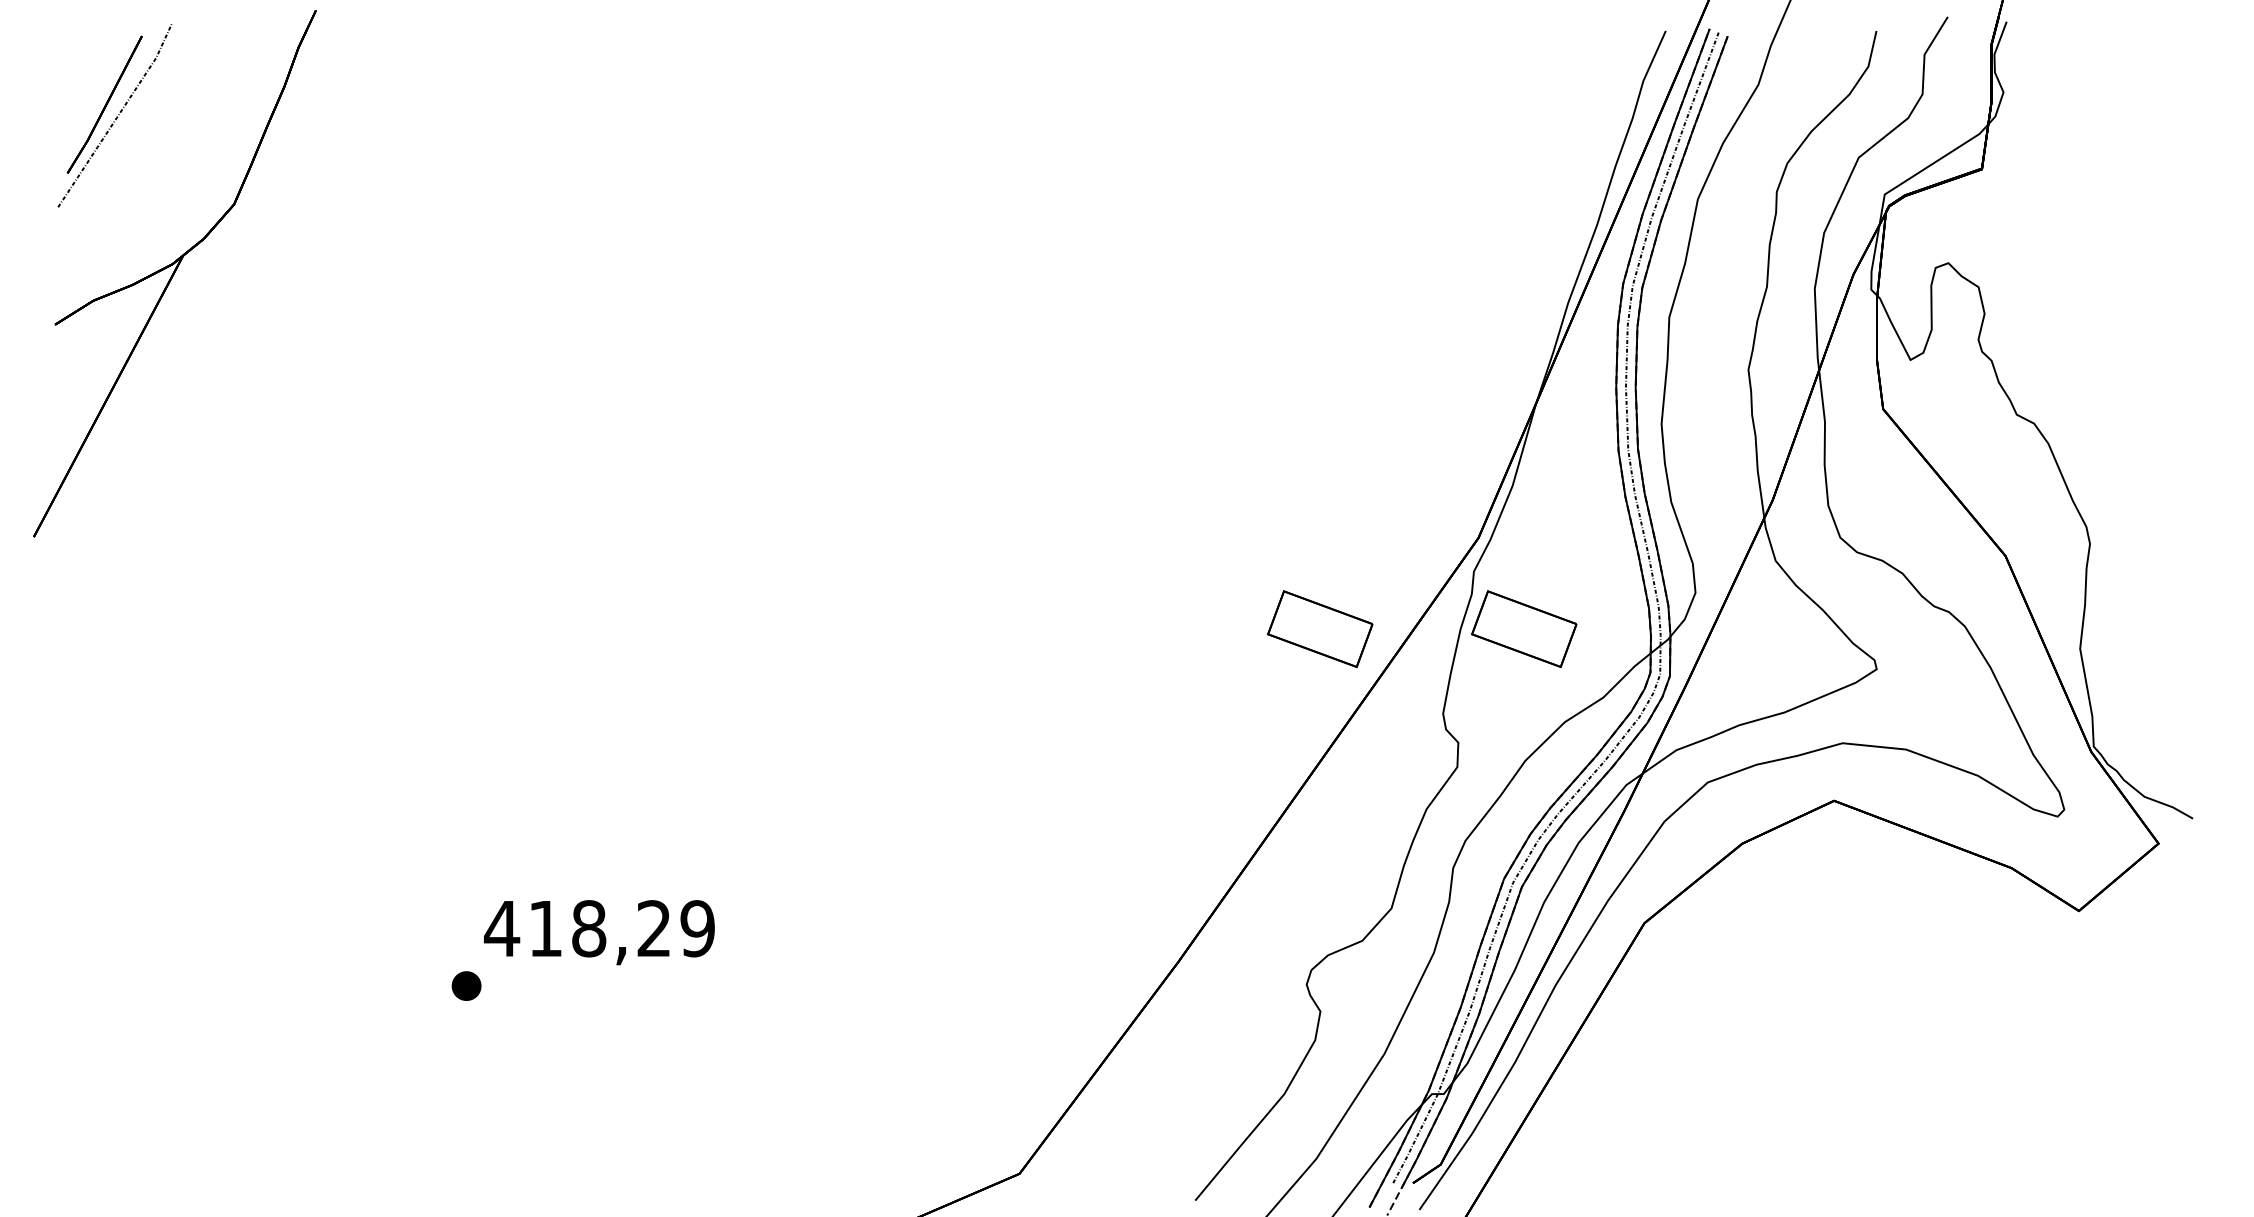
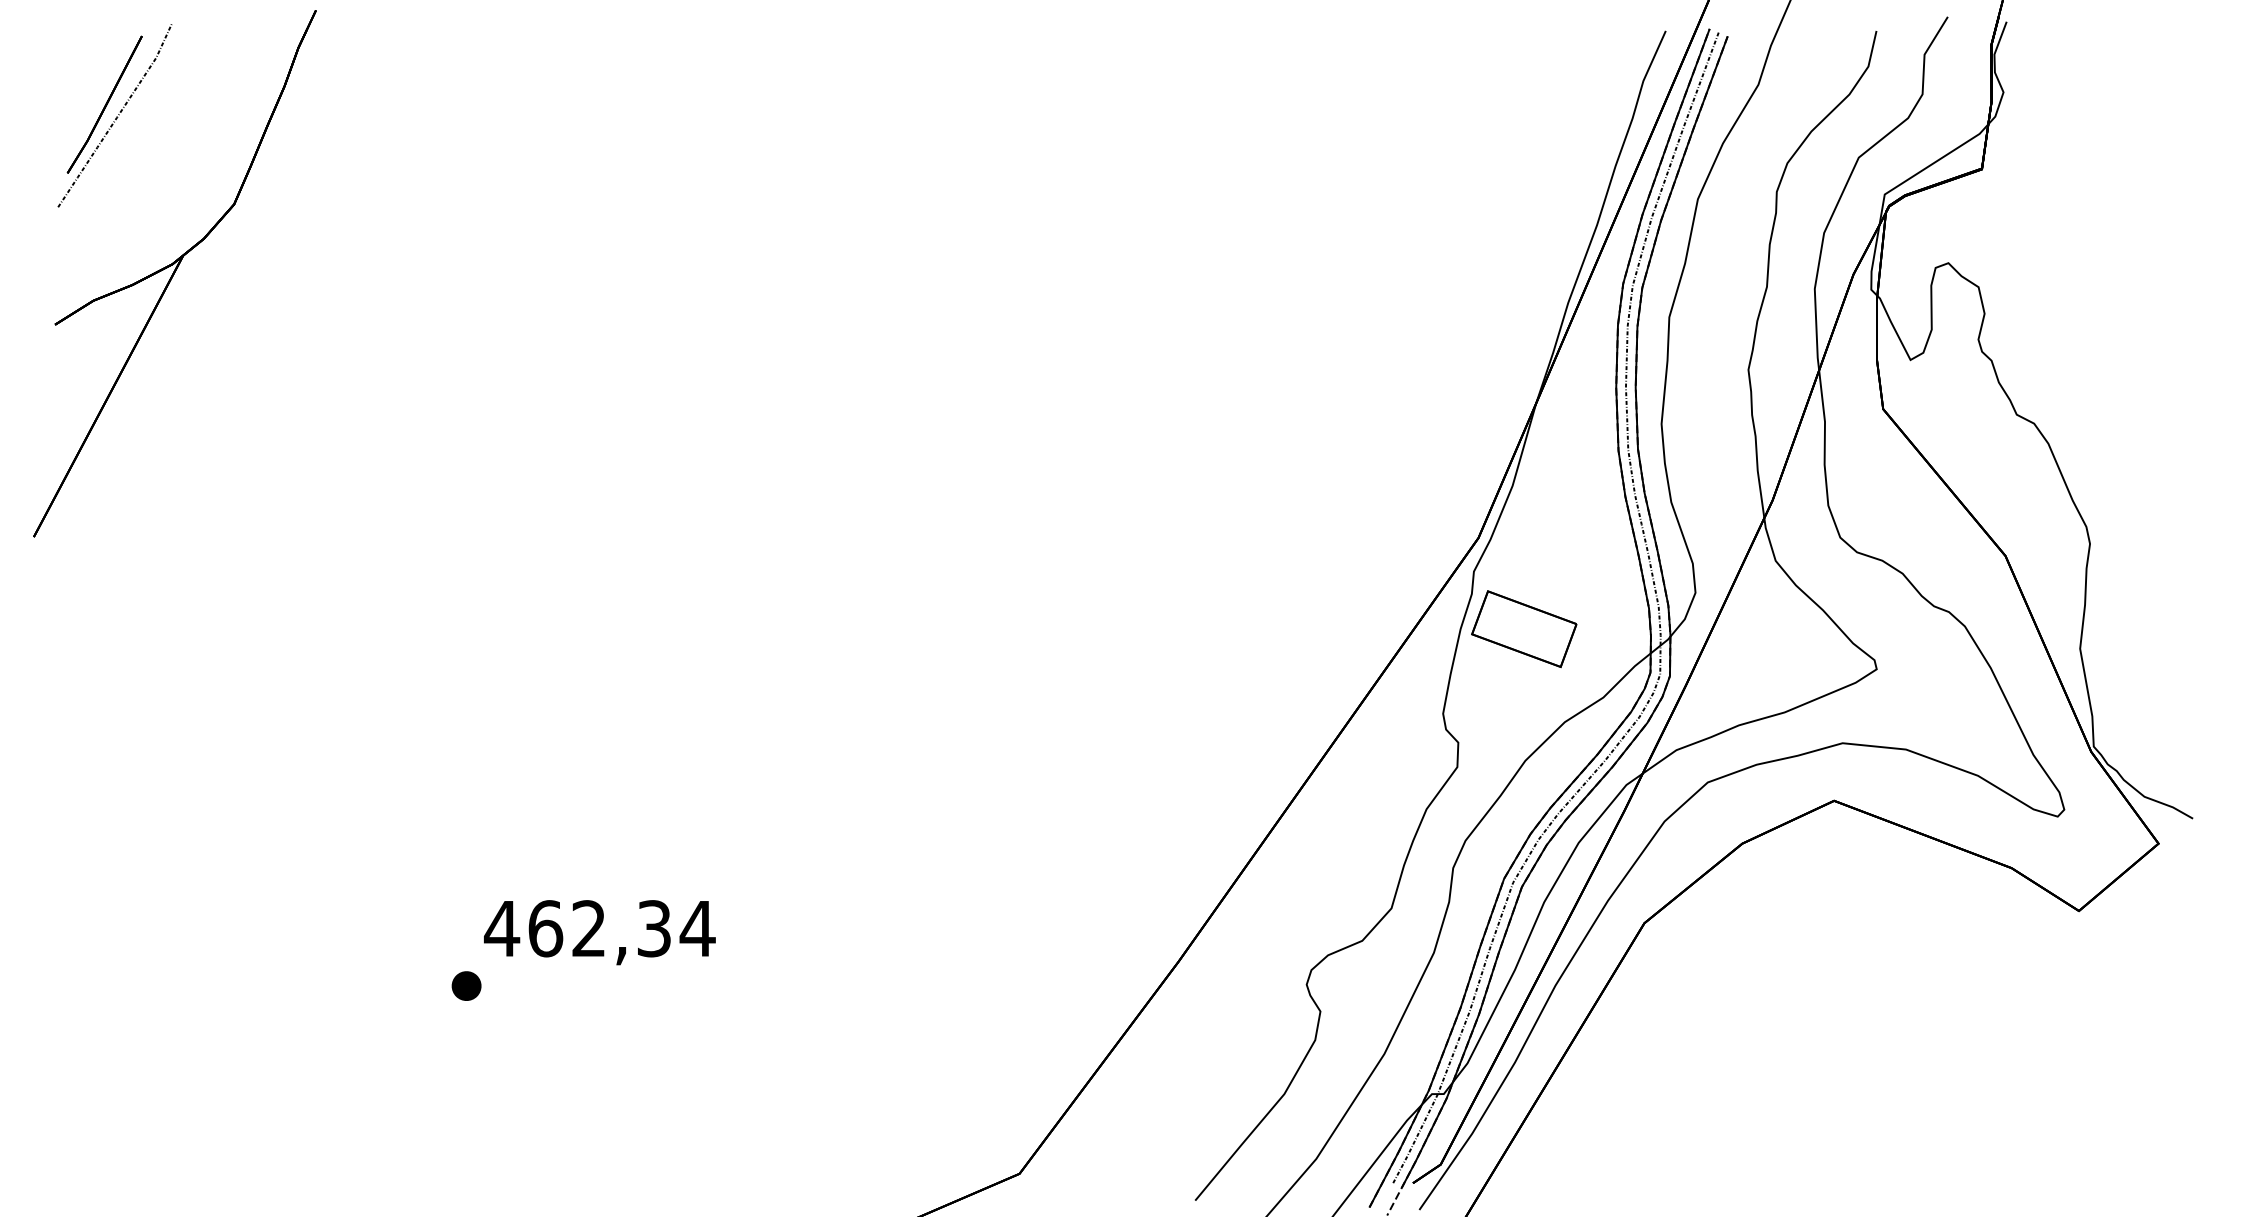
part: present -> none (1320, 629)
text: 418,29 -> 462,34 (621, 928)
